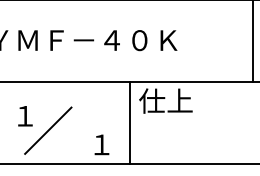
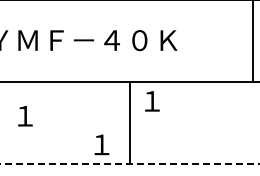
text: 仕上 -> １ (165, 100)
line: present -> none (48, 130)
line: solid -> dashed (130, 163)
